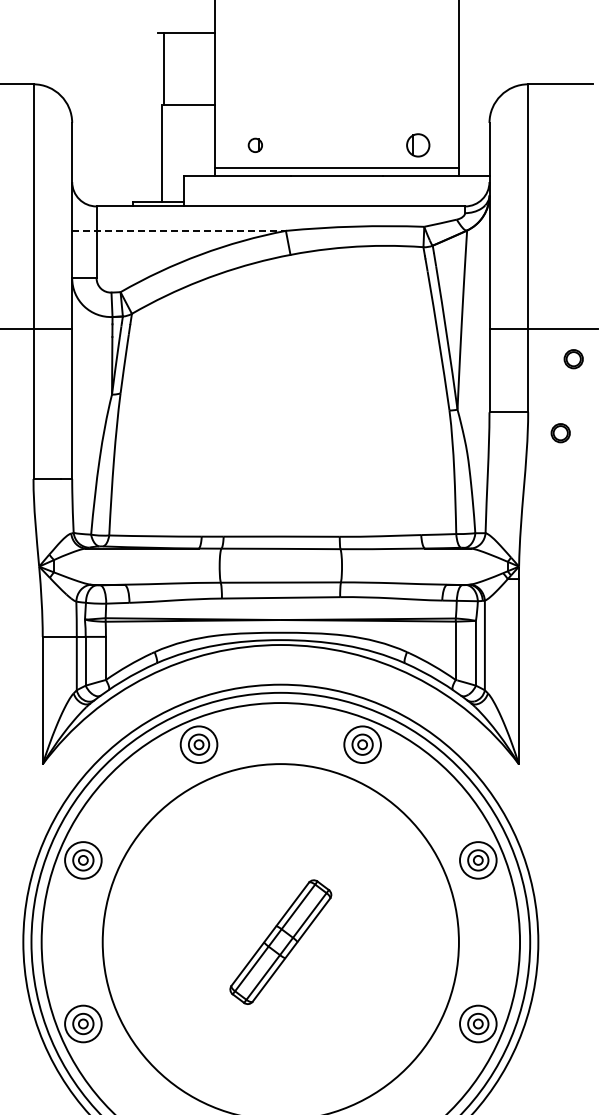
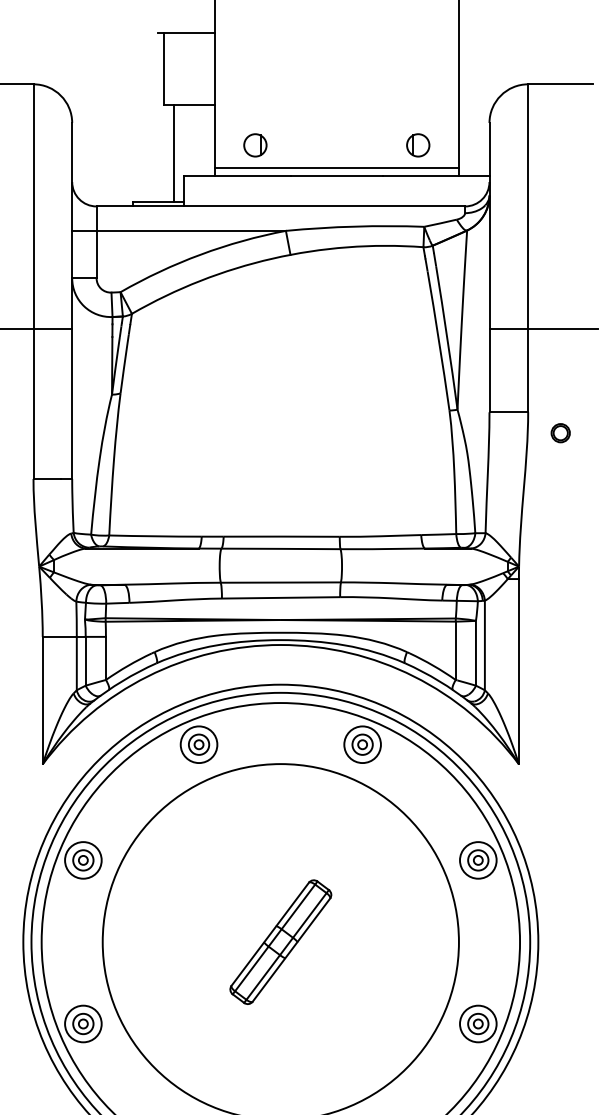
part size: 16x16 px -> 25x25 px (255, 145)
line position: (161, 153) -> (173, 153) (173, 153)
line: dashed -> solid (179, 230)
part: present -> none (573, 359)
